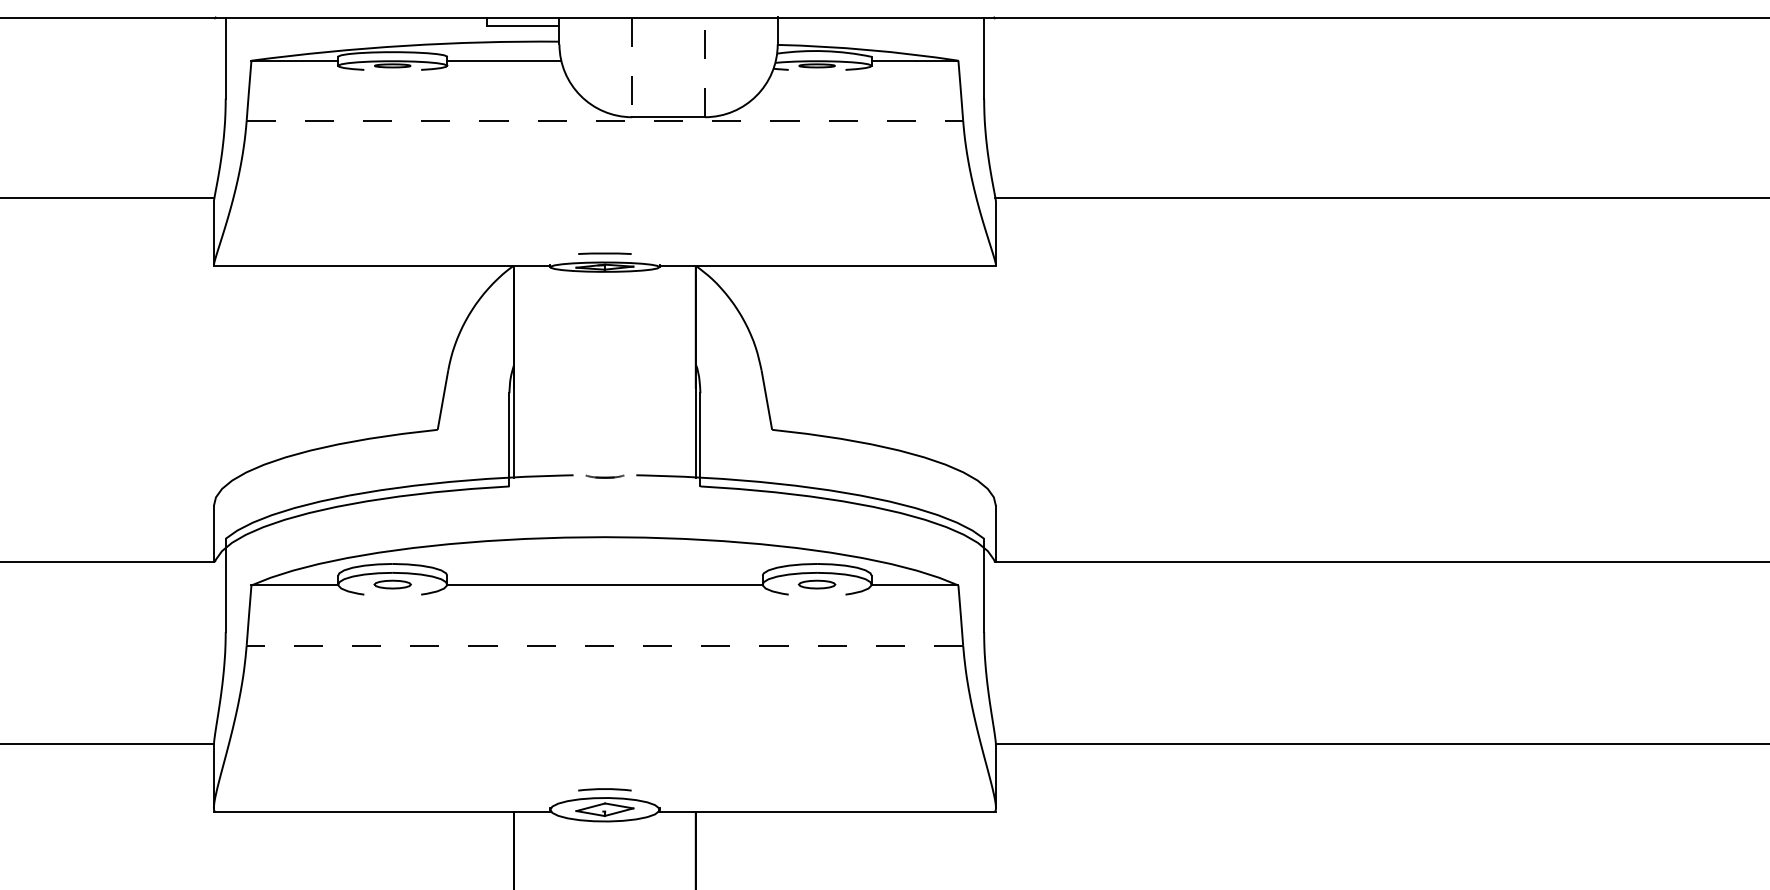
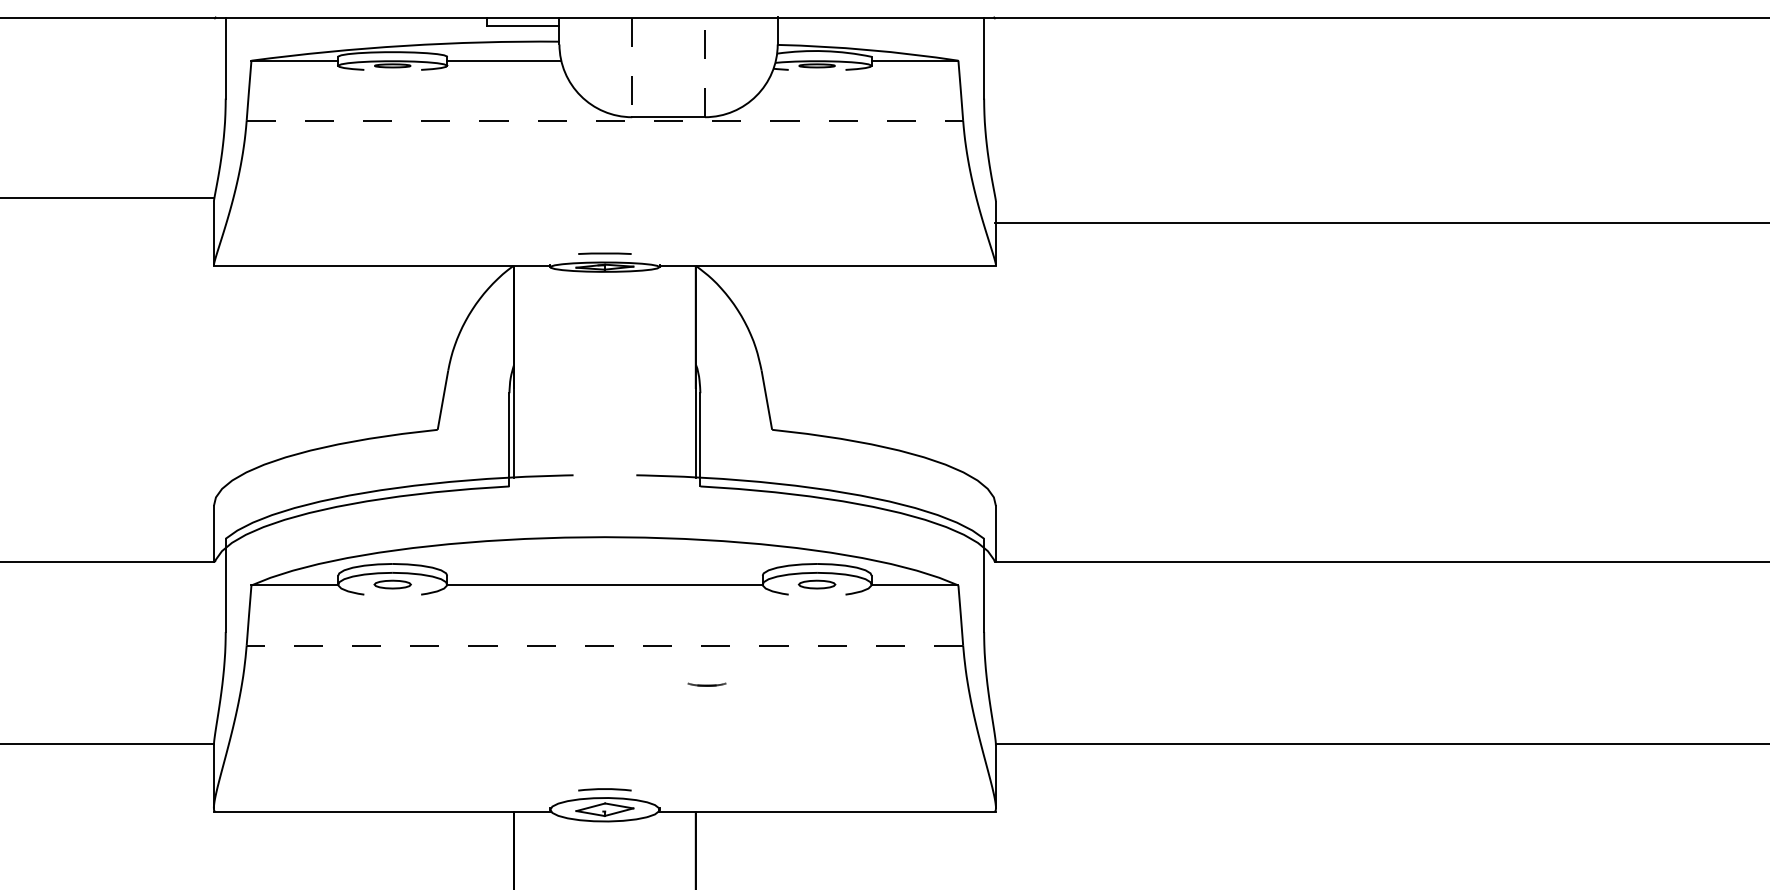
line position: (1380, 197) -> (1380, 222) (1380, 222)
part position: (604, 476) -> (706, 684) (706, 684)
